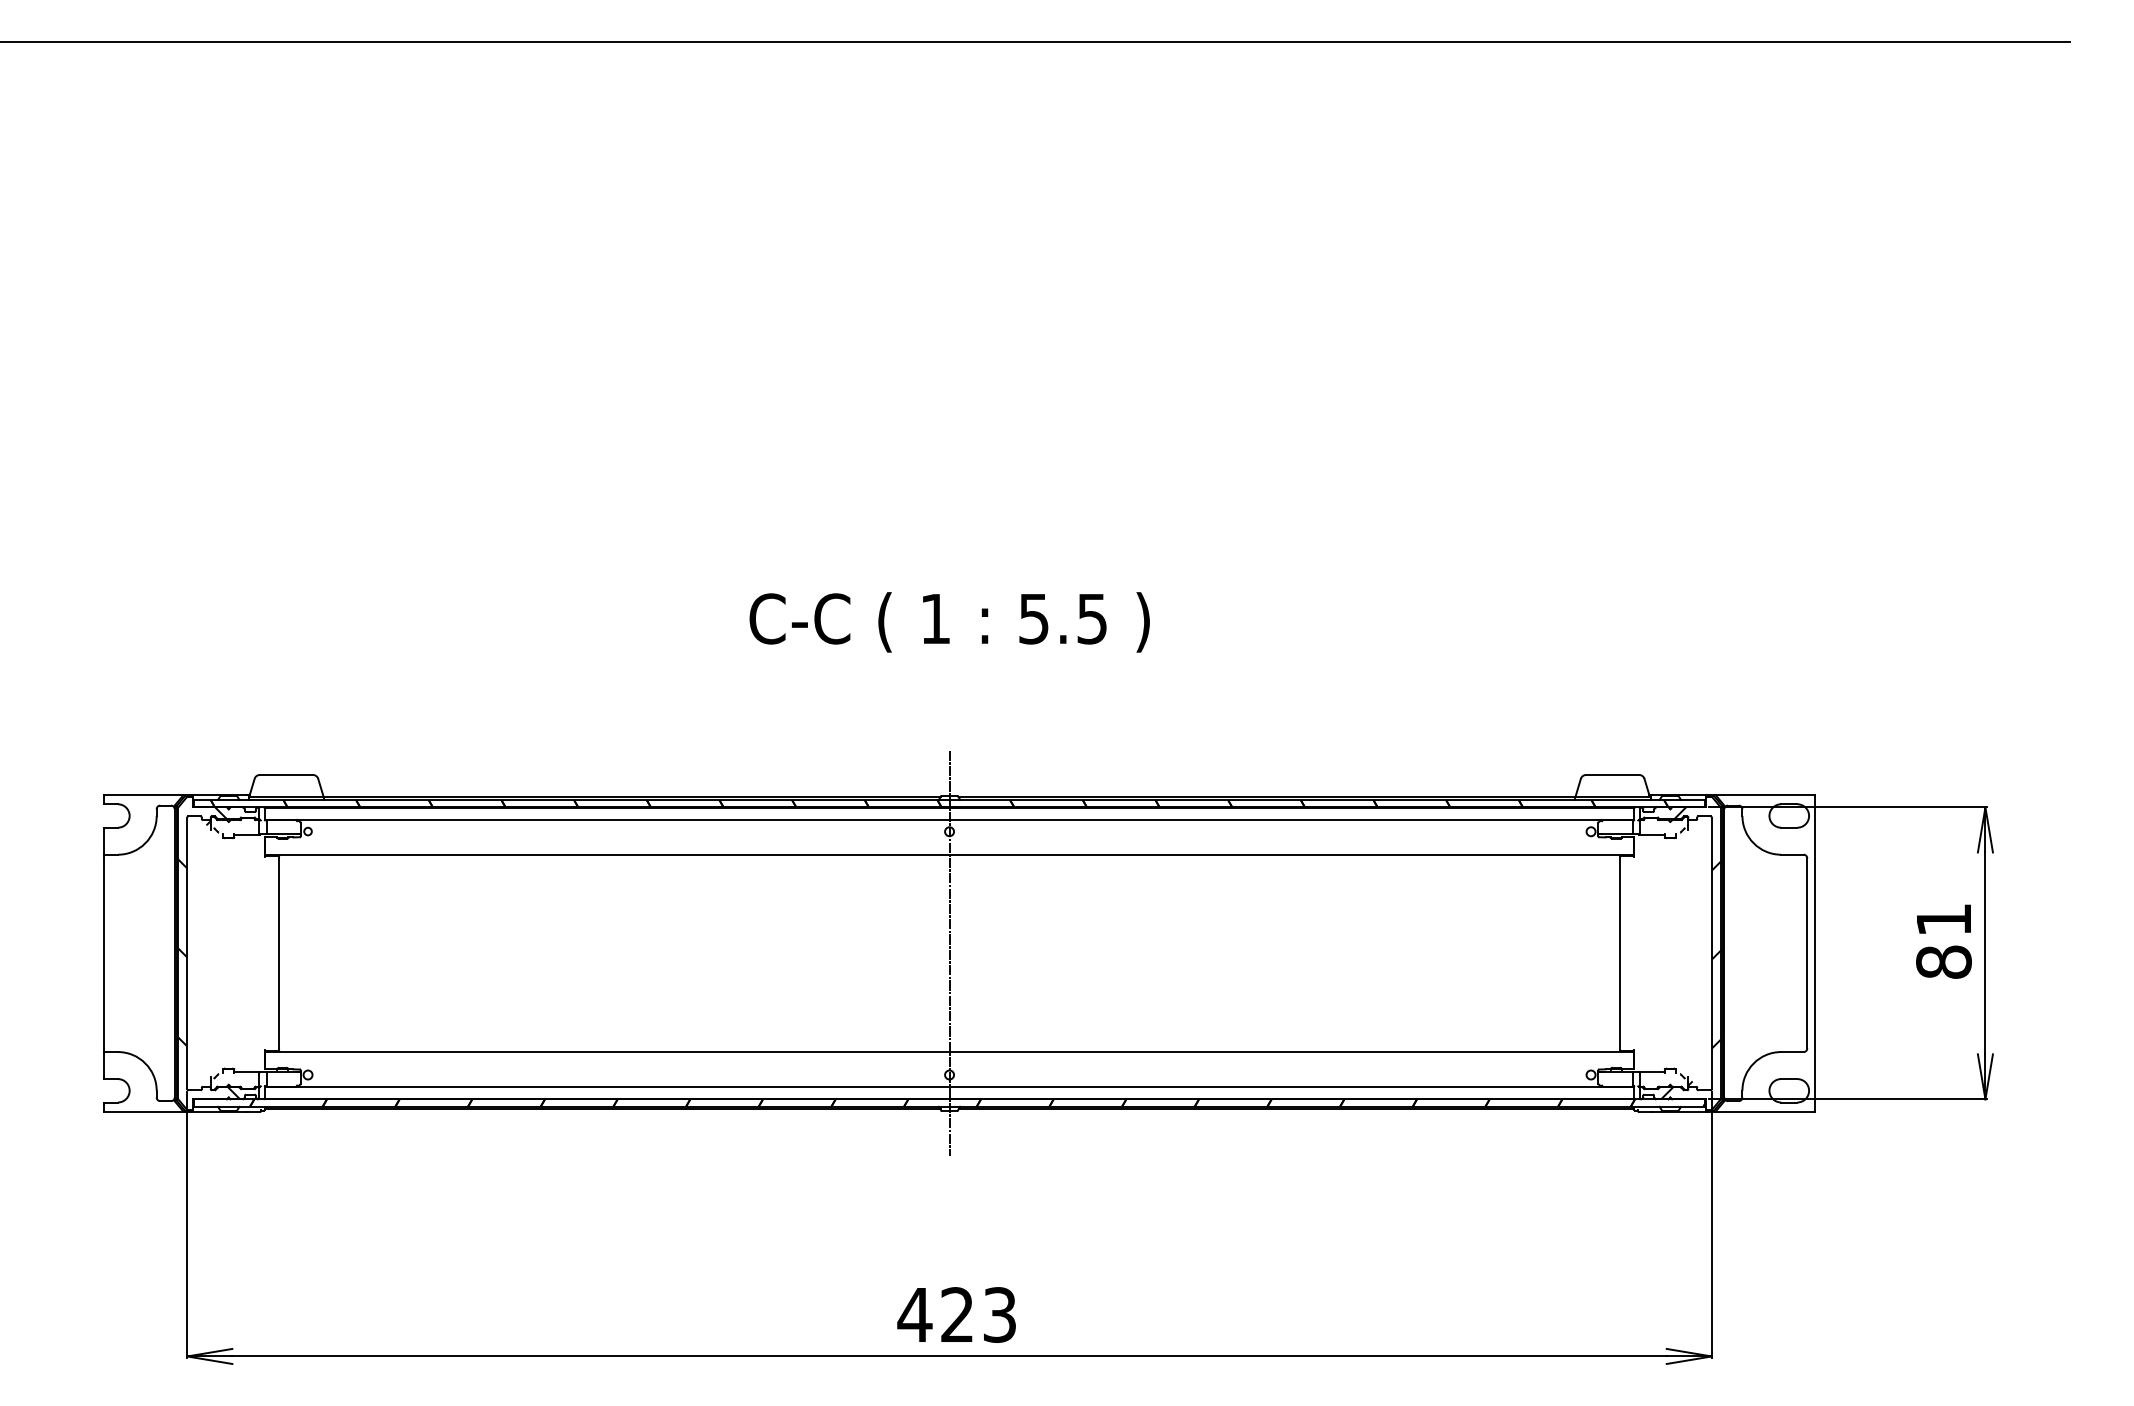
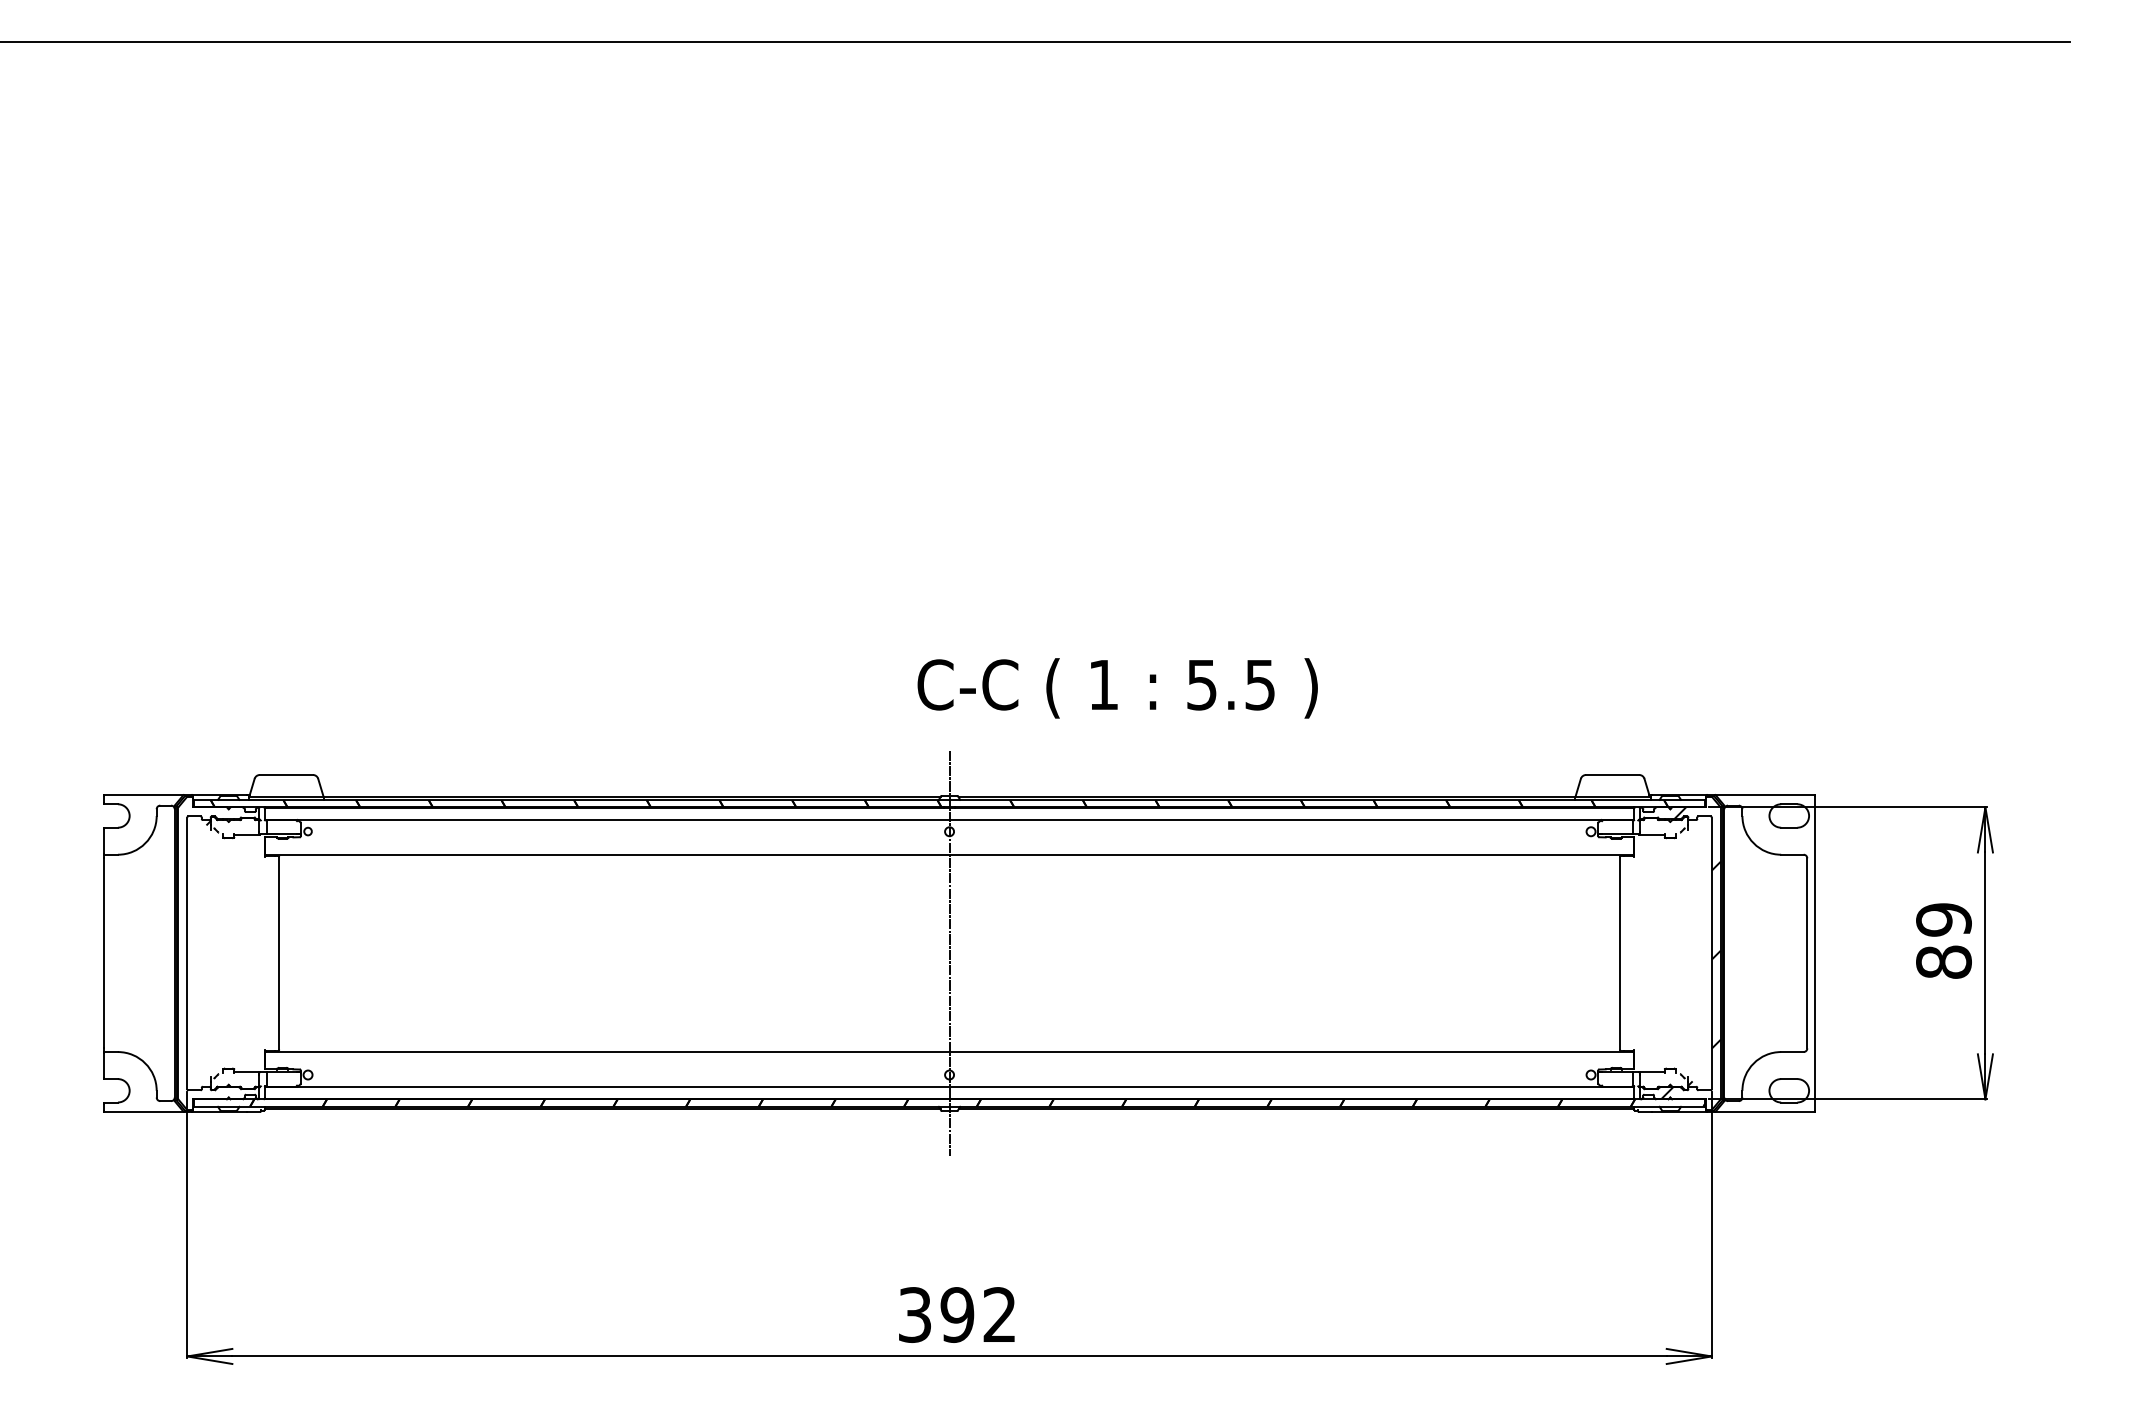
text position: (949, 622) -> (1117, 688) (1117, 688)
text: 81 -> 89 (1943, 919)
hatch: present -> none (209, 953)
text: 423 -> 392 (956, 1314)
